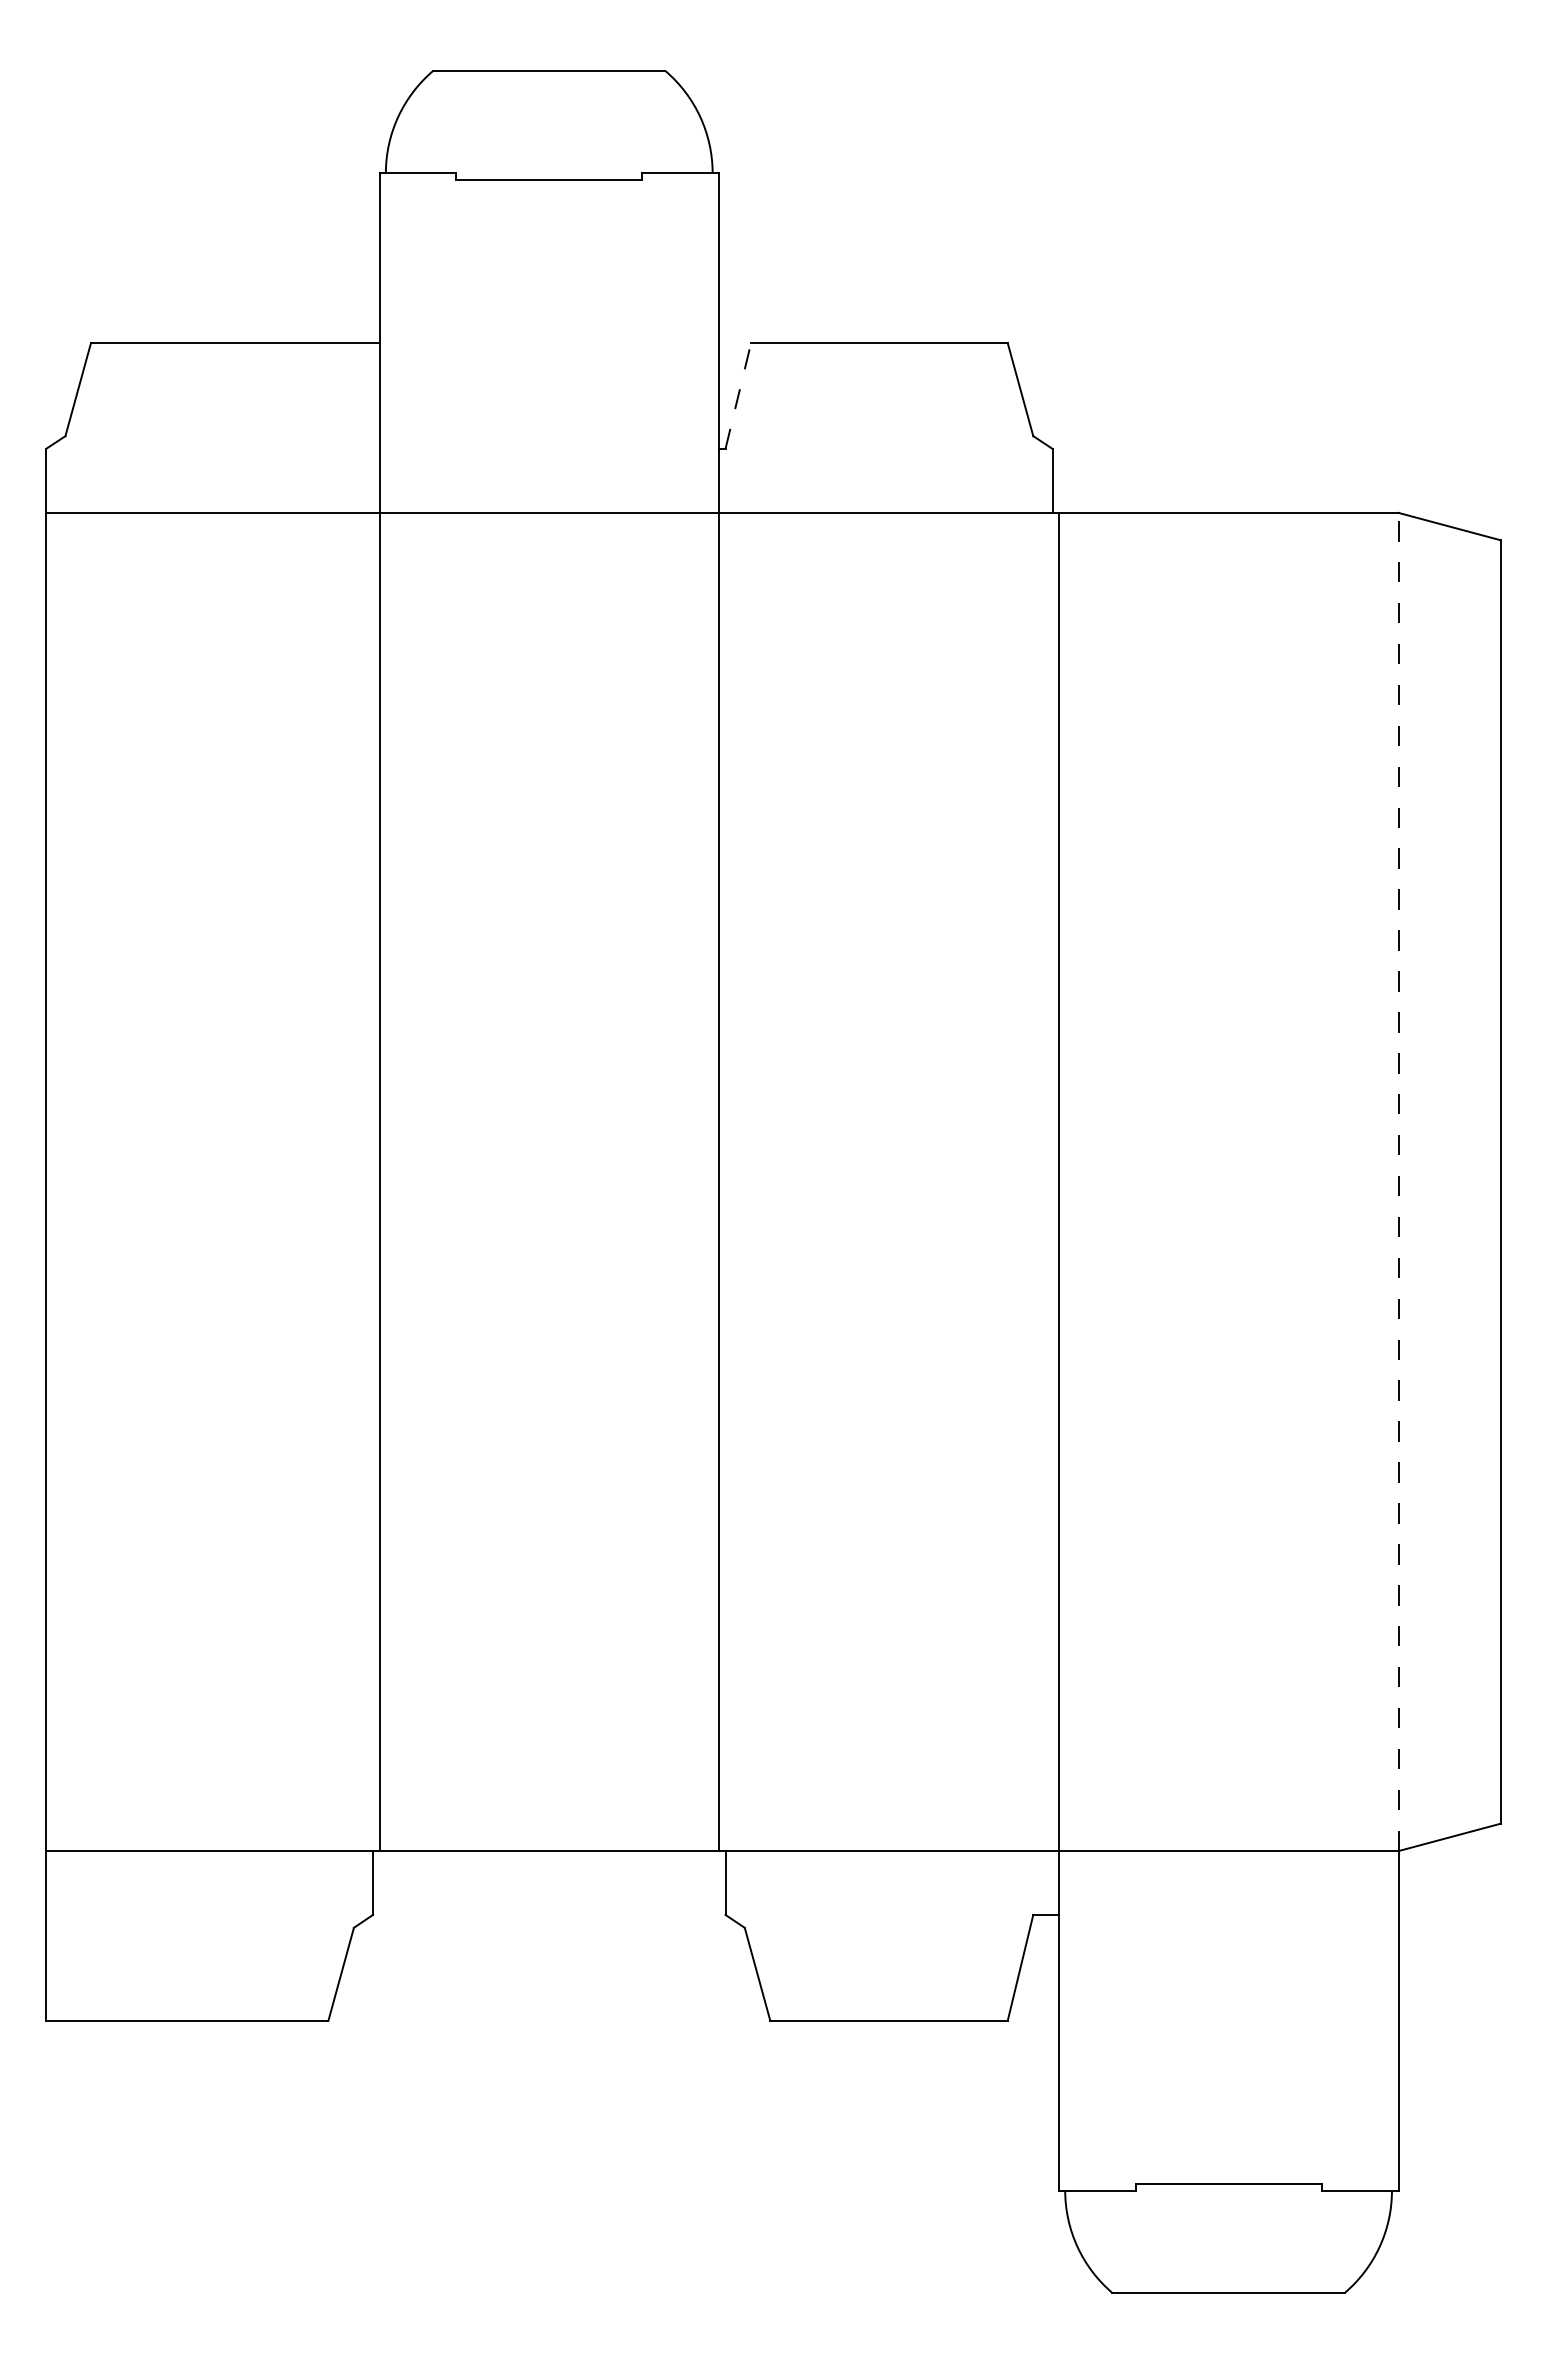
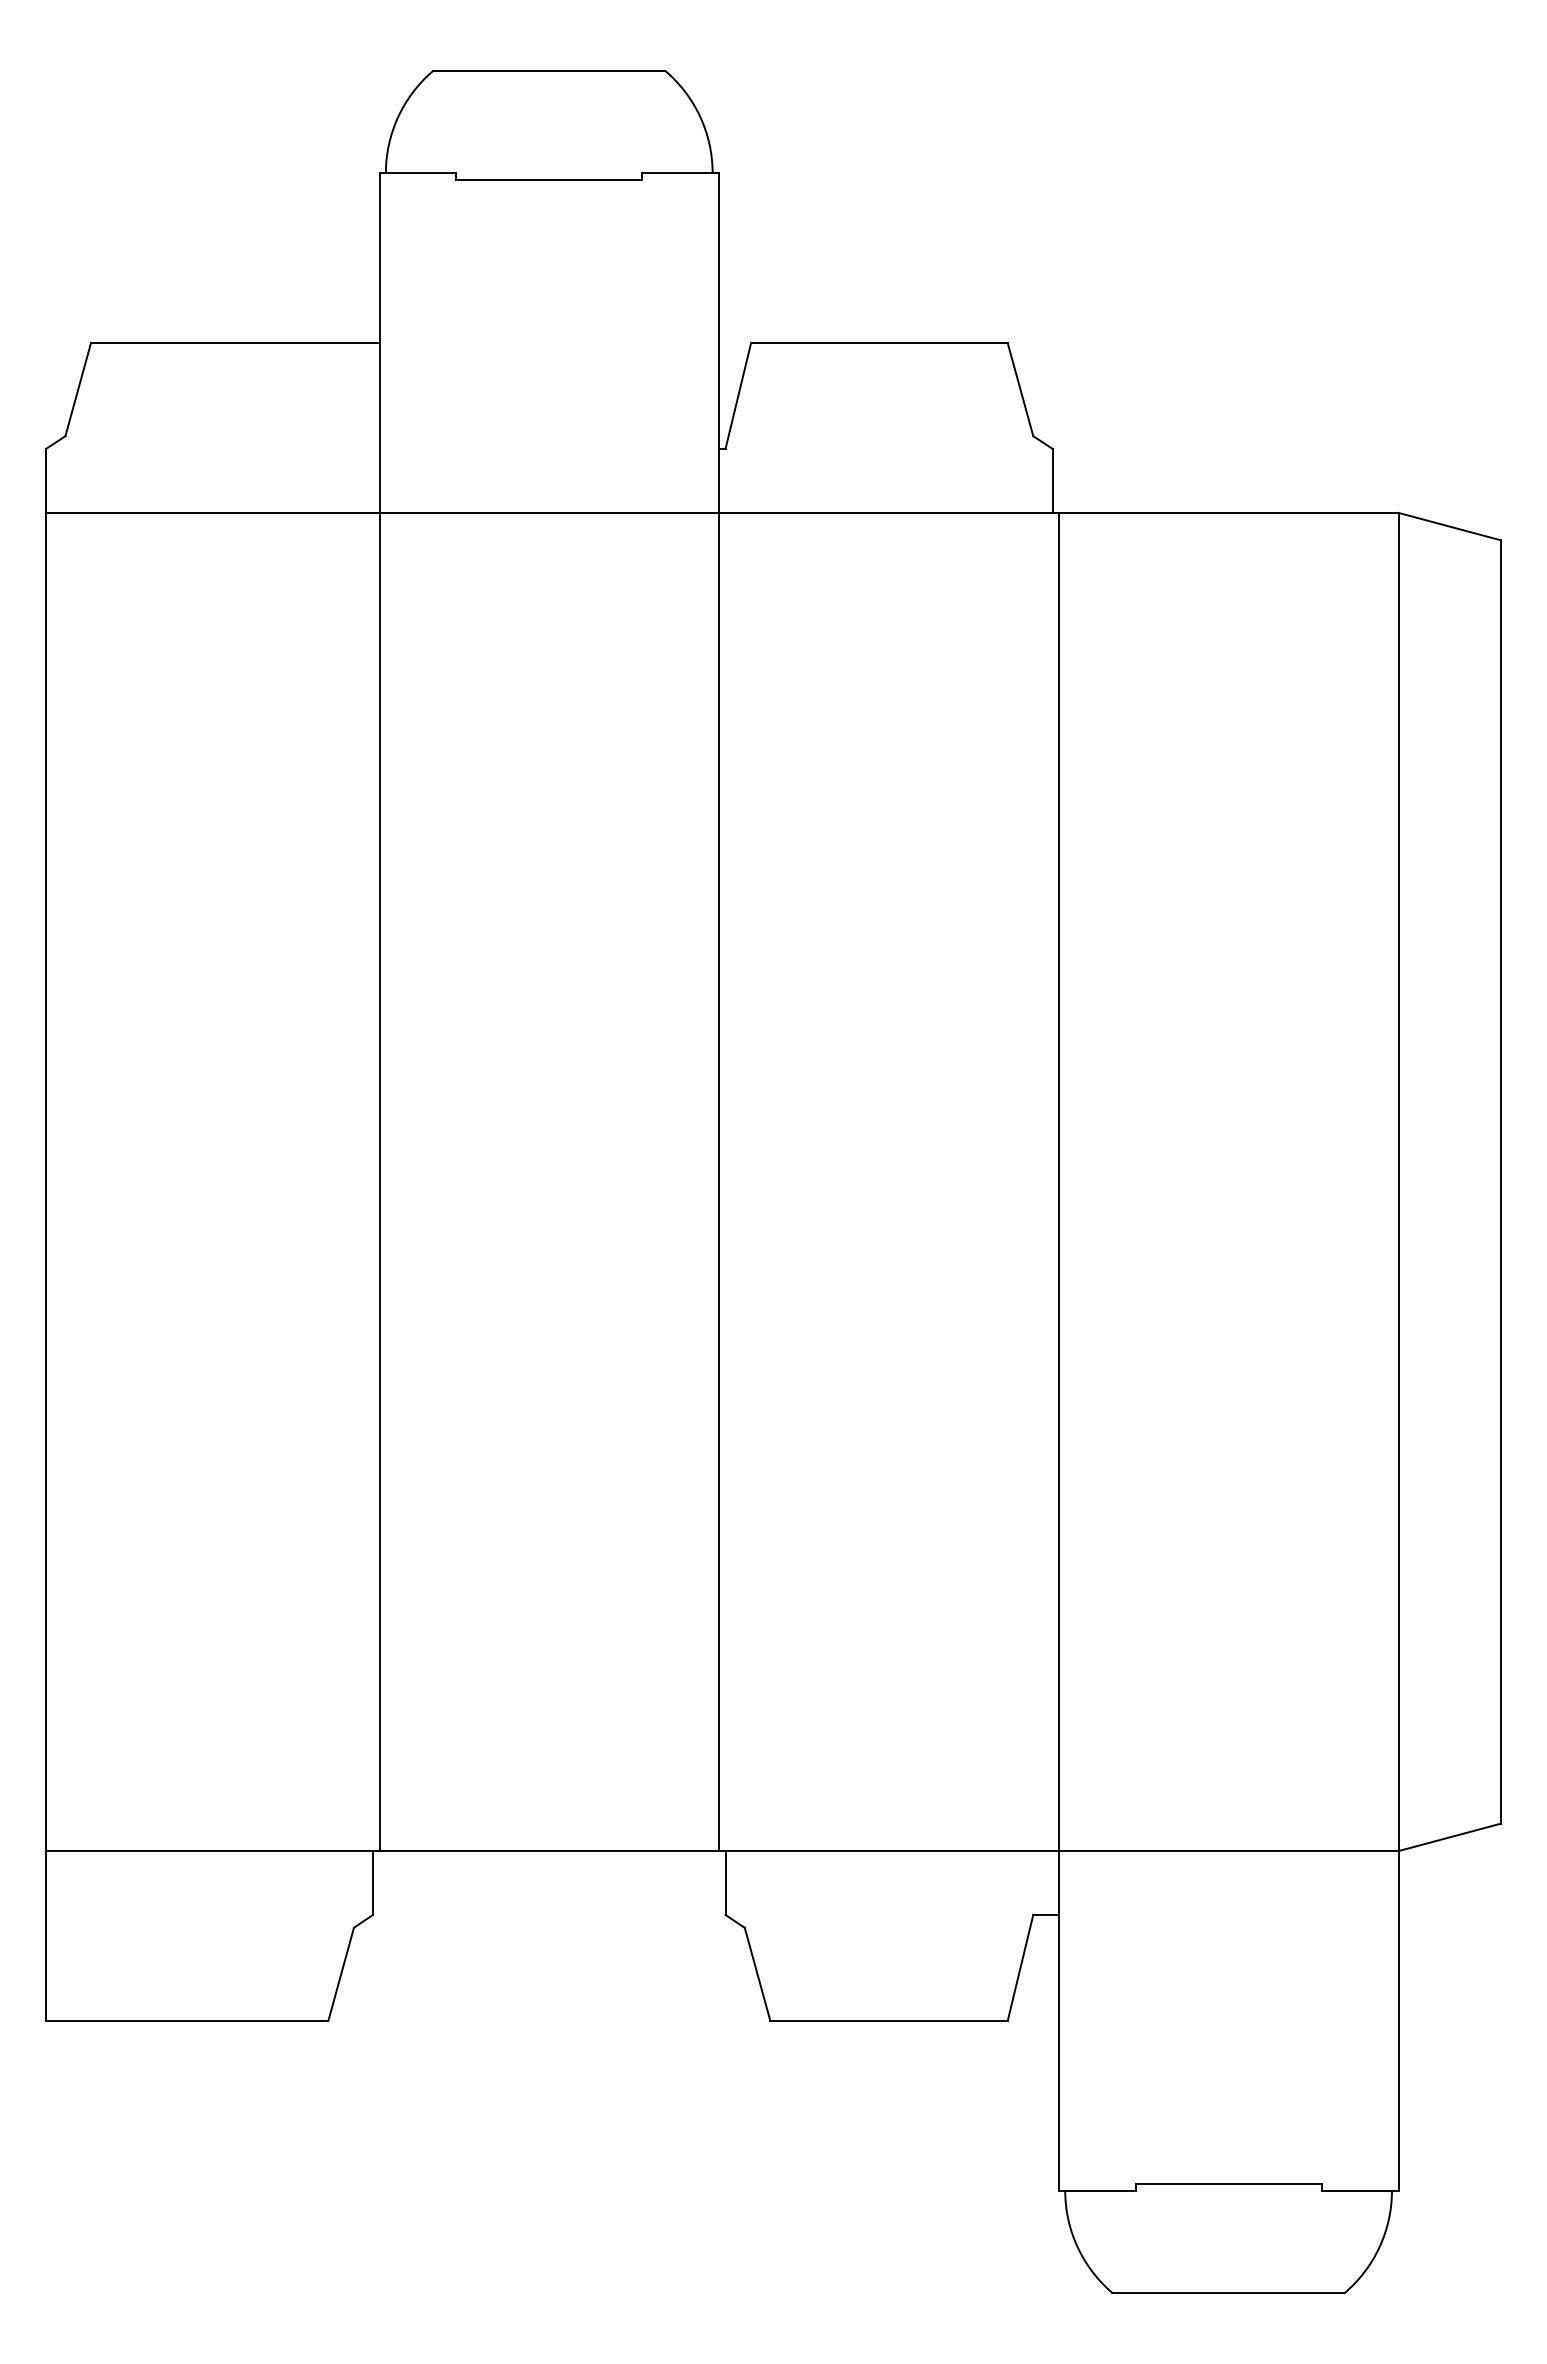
line: dashed -> solid (738, 395)
line: dashed -> solid (1398, 1181)
